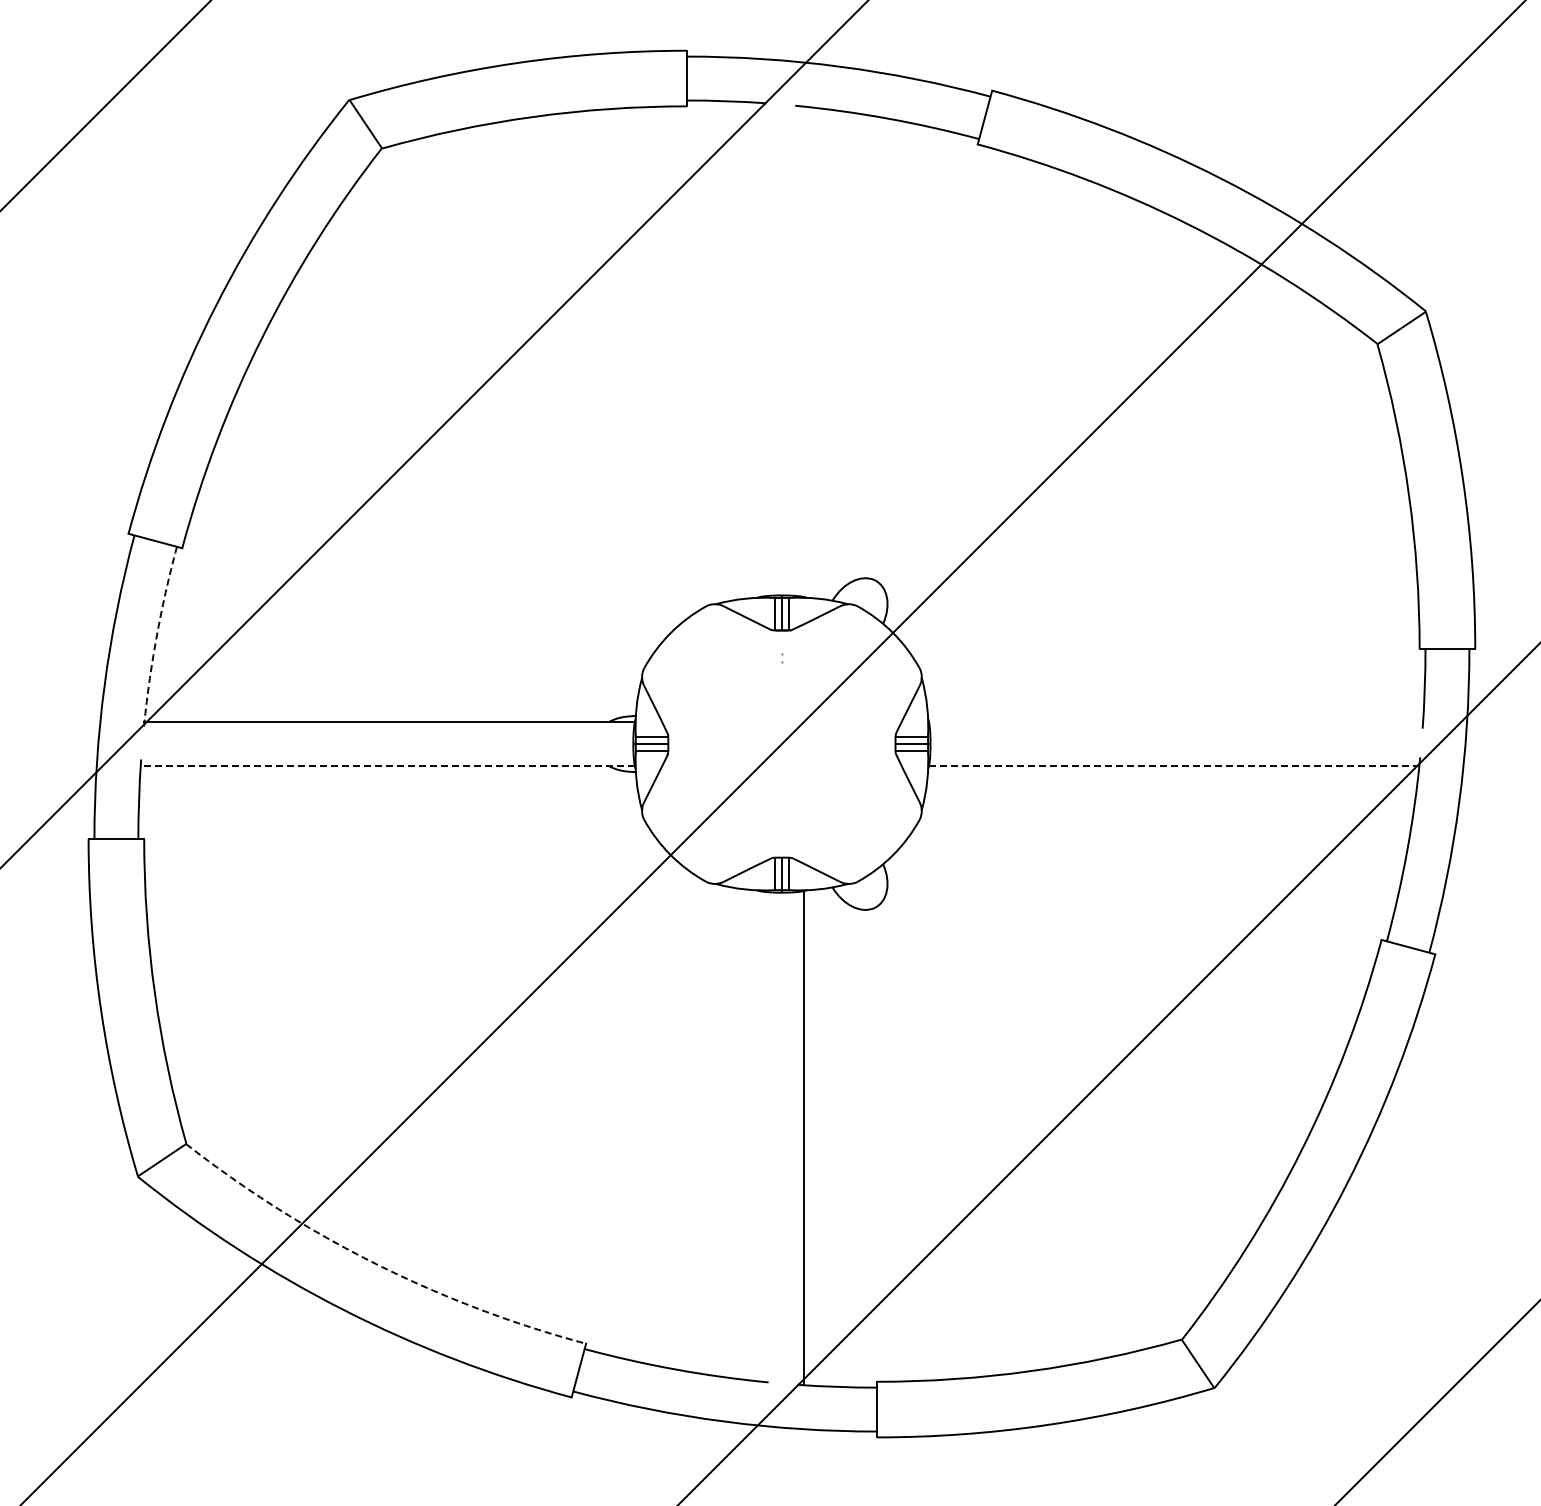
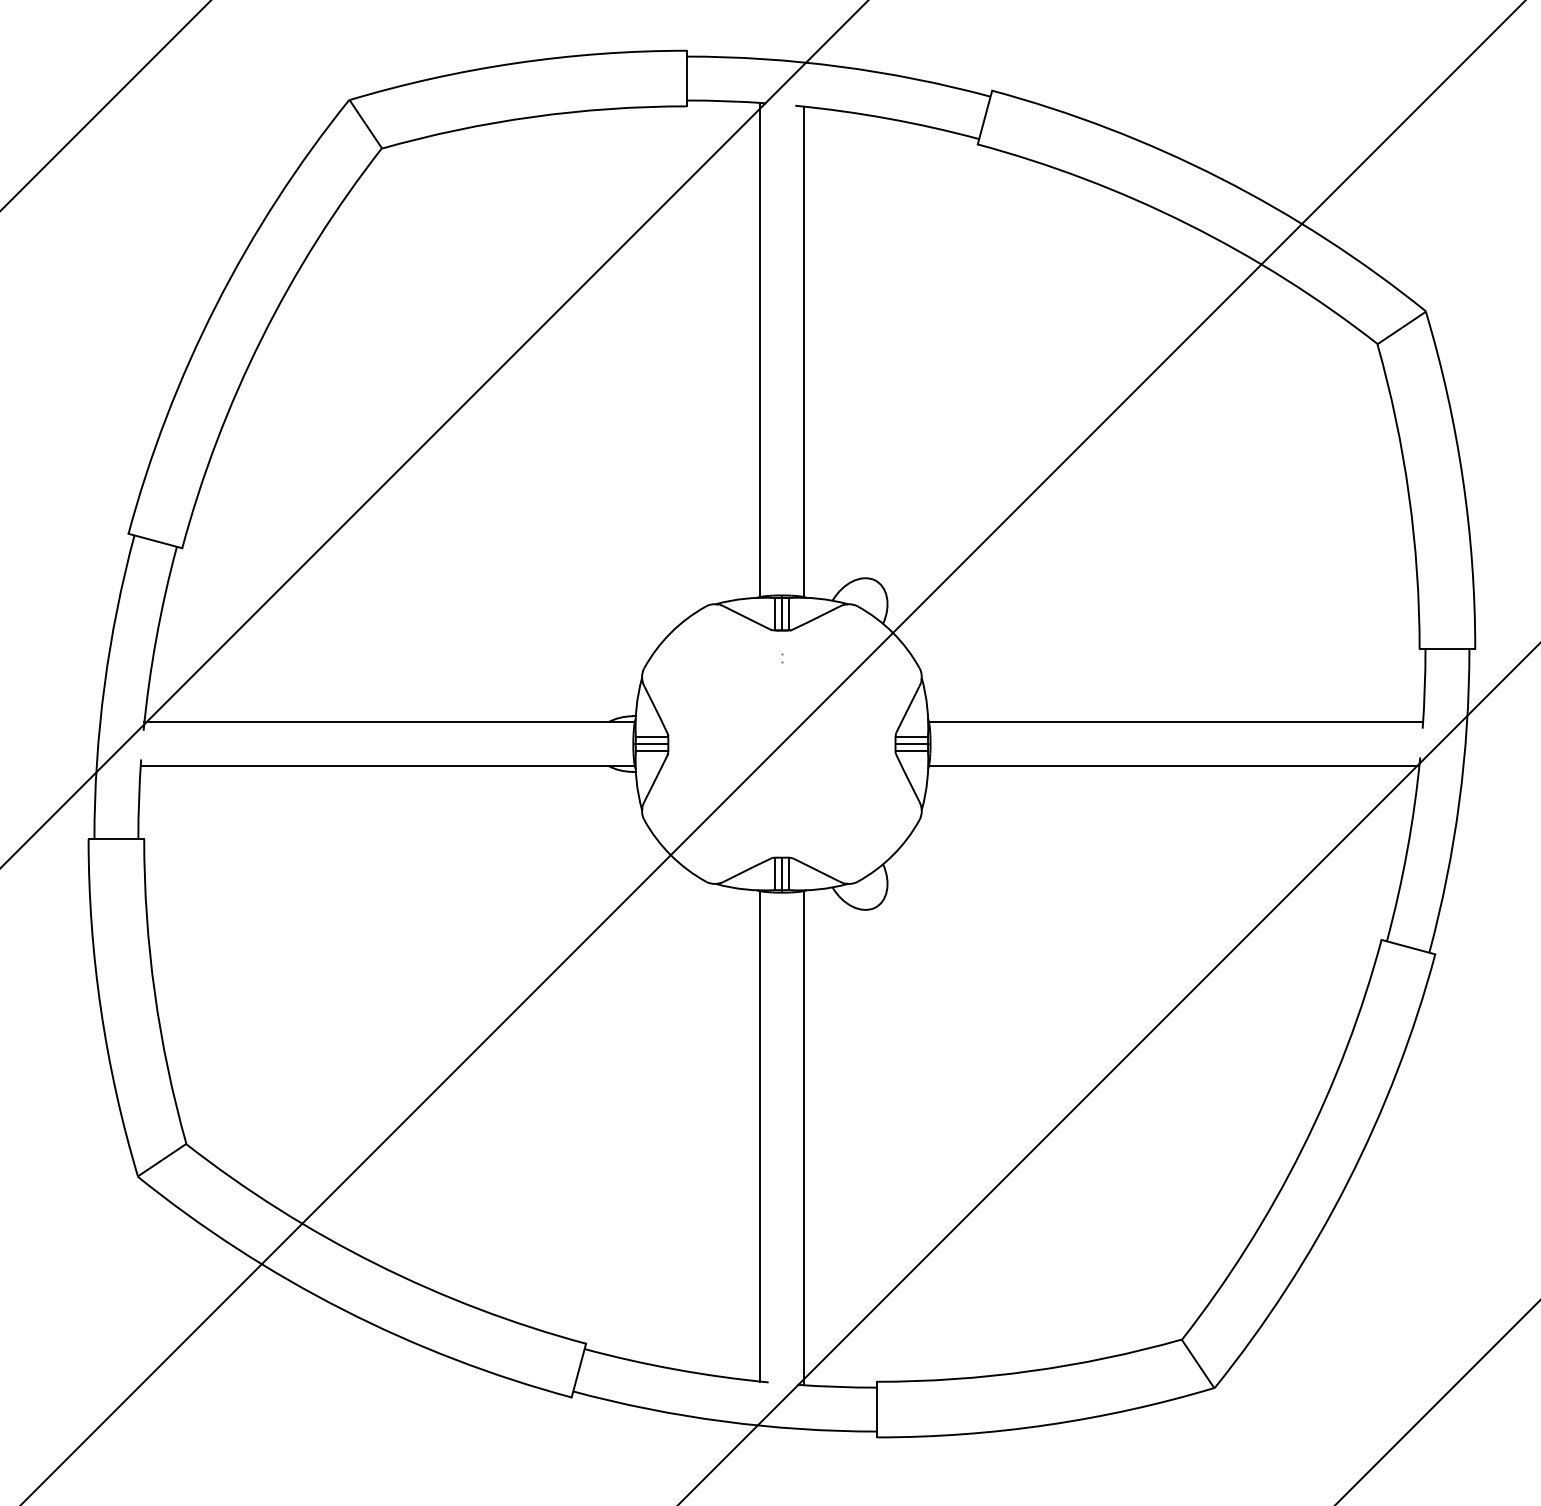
line: none -> present (759, 349)
line: none -> present (803, 351)
arc: dashed -> solid (156, 638)
line: none -> present (1175, 722)
line: dashed -> solid (387, 766)
line: dashed -> solid (1174, 766)
line: none -> present (759, 1136)
arc: dashed -> solid (376, 1264)
